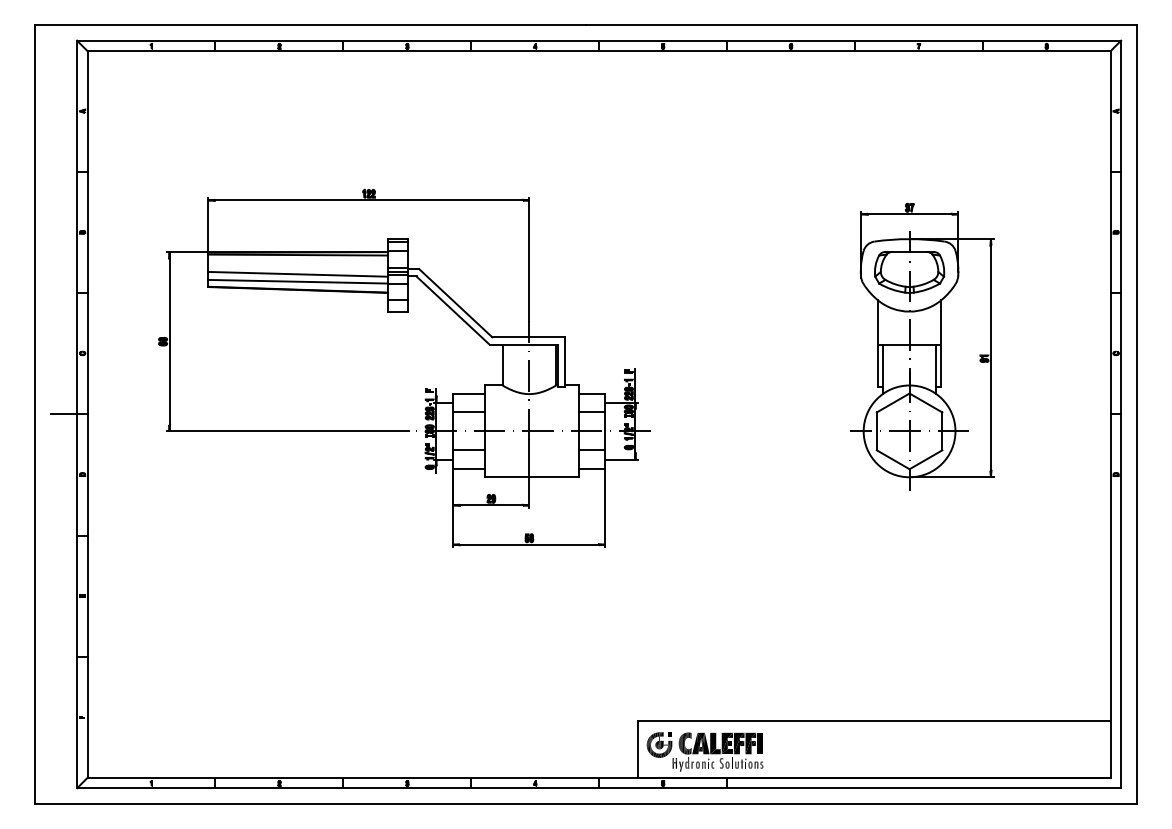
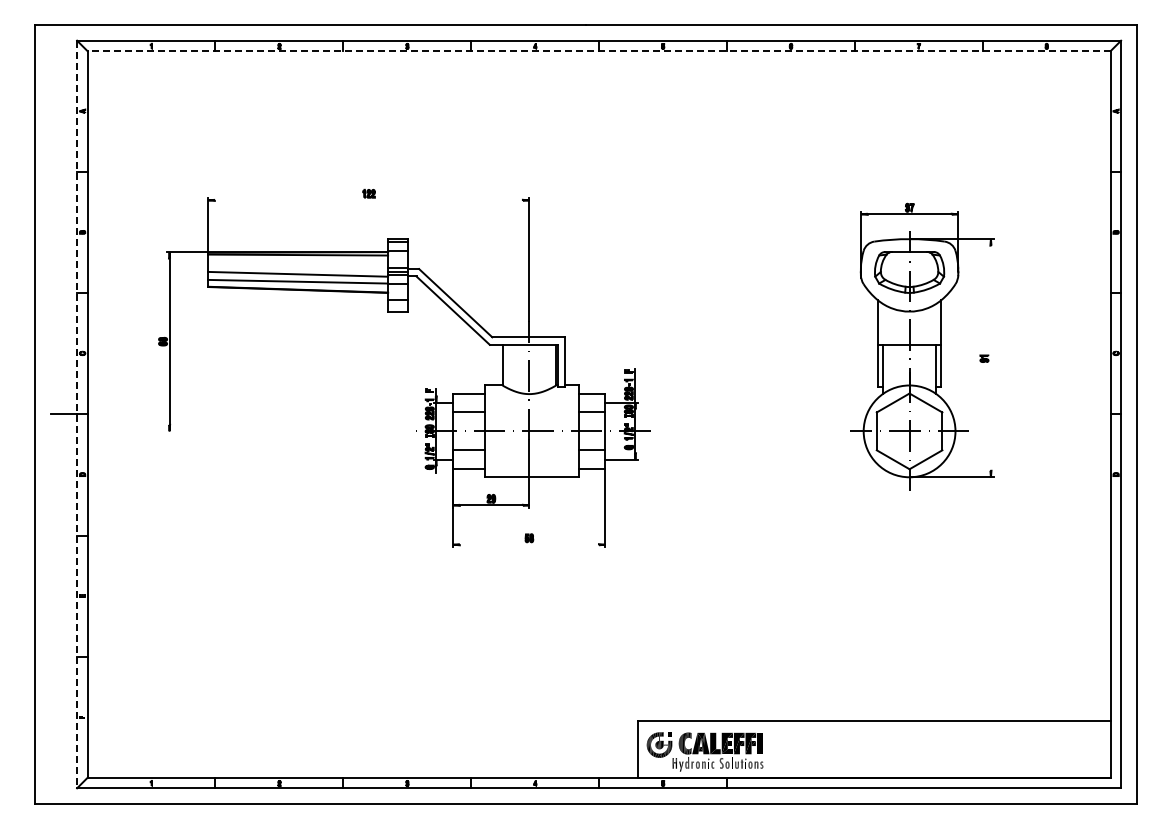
line: solid -> dashed (598, 51)
line: present -> none (368, 200)
line: present -> none (990, 357)
line: solid -> dashed (77, 414)
line: present -> none (287, 431)
line: present -> none (528, 544)
